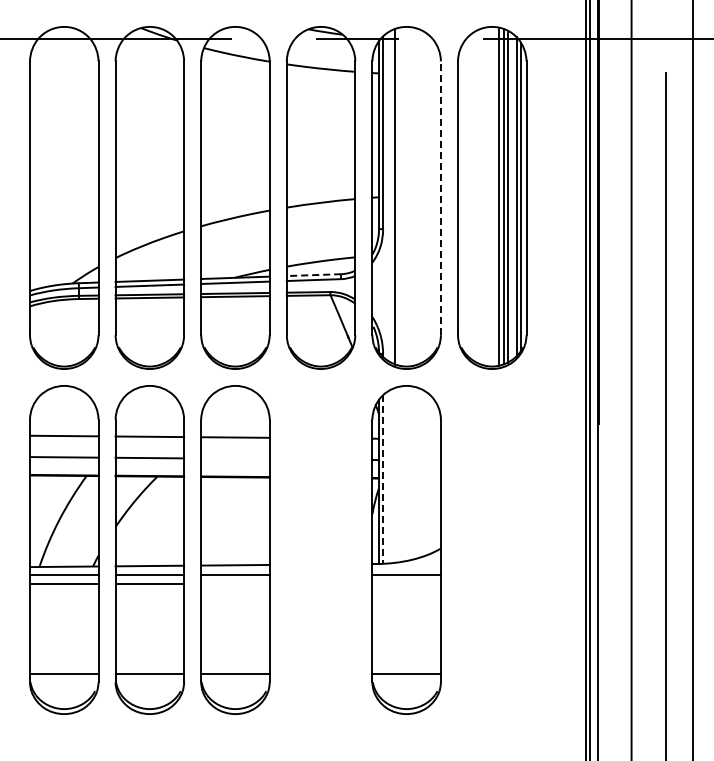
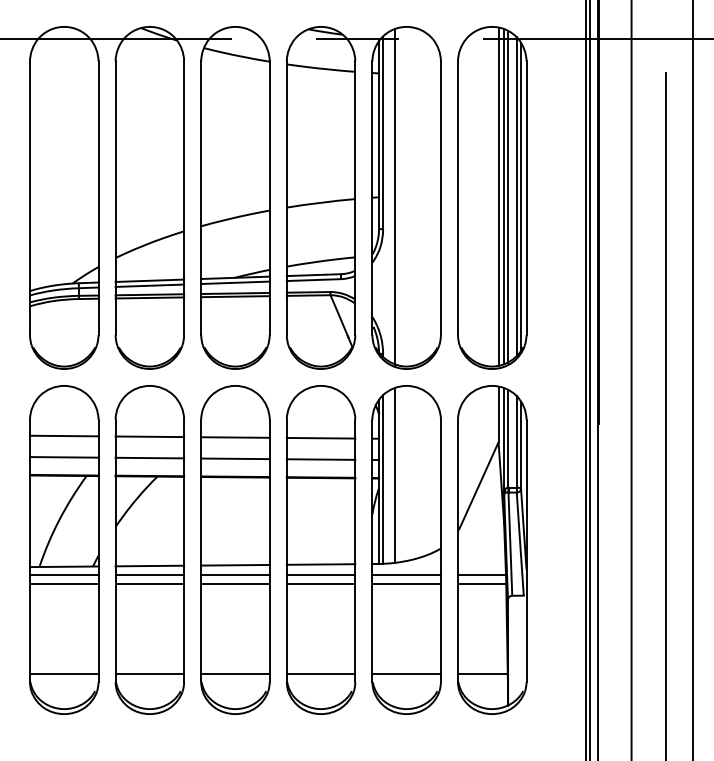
line: dashed -> solid (440, 198)
line: dashed -> solid (313, 275)
line: none -> present (235, 458)
line: none -> present (395, 474)
line: dashed -> solid (383, 480)
part: none -> present (320, 549)
part: none -> present (492, 549)
line: none -> present (235, 584)
line: none -> present (406, 584)
